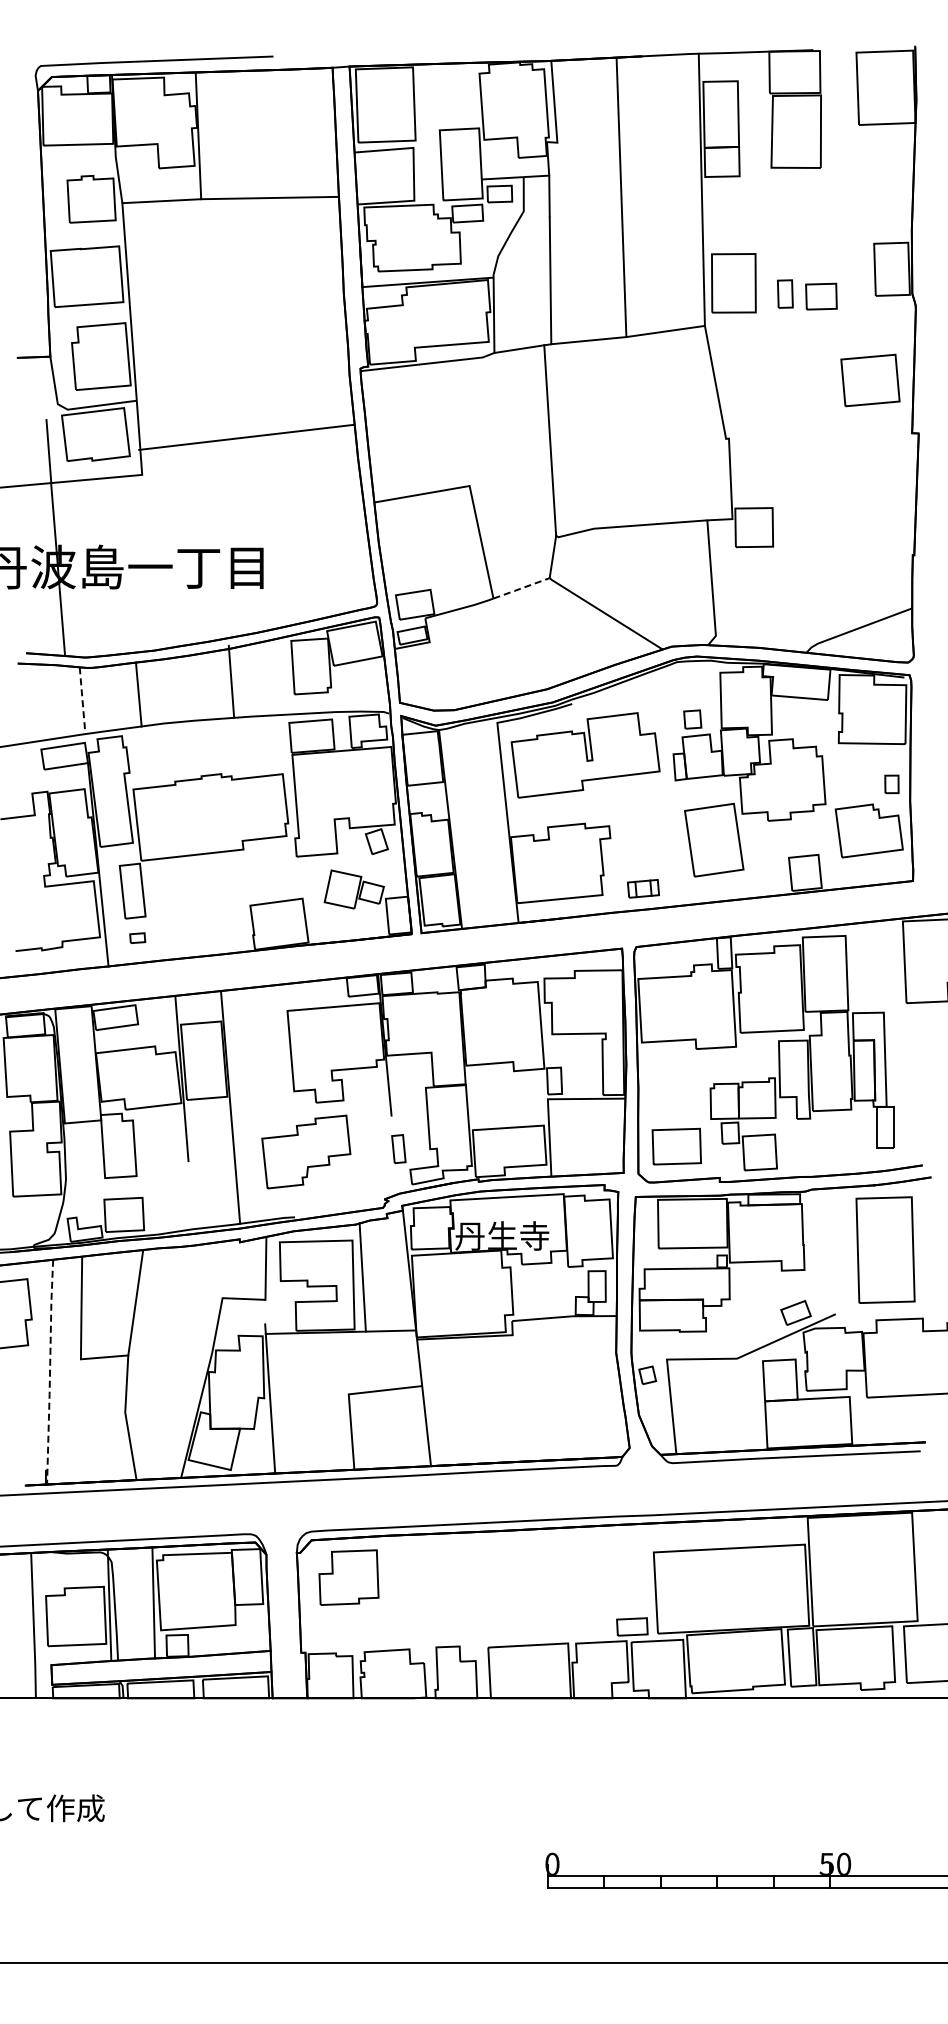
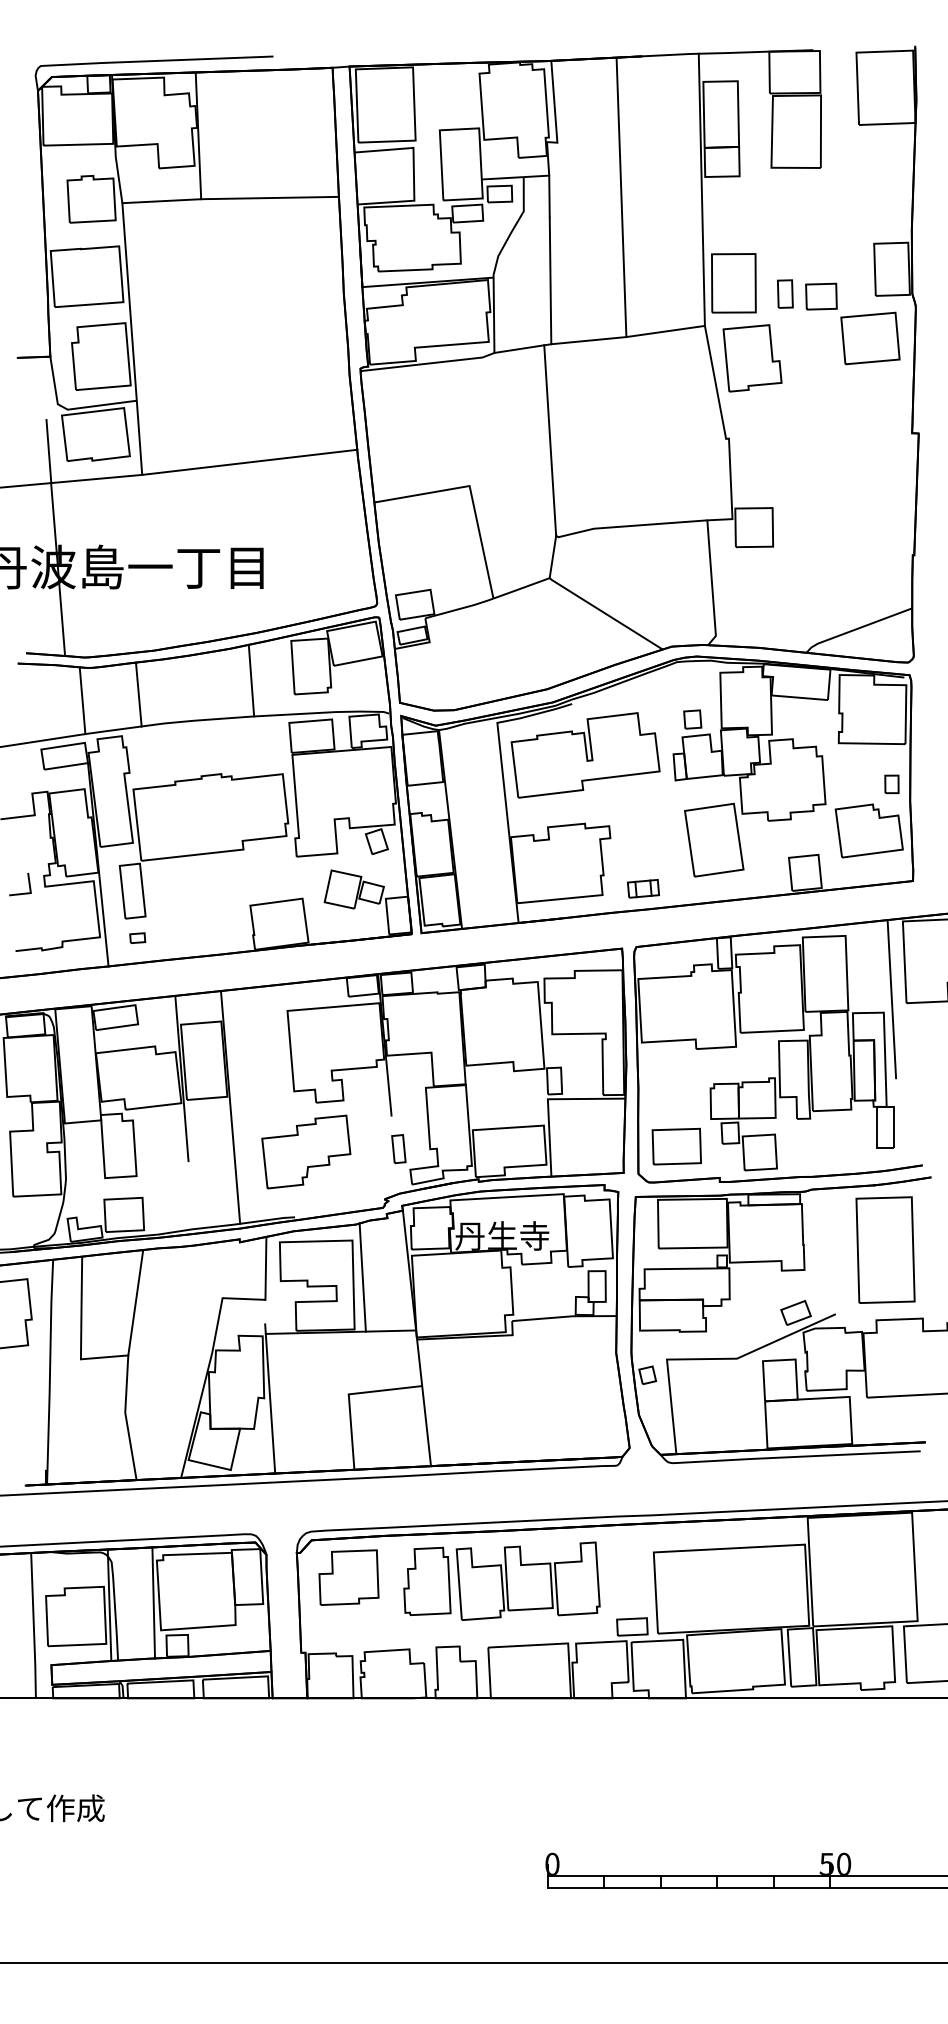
part: none -> present (752, 358)
part position: (870, 380) -> (870, 338) (870, 338)
line position: (246, 436) -> (249, 461) (249, 461)
line: dashed -> solid (521, 588)
line position: (231, 681) -> (251, 680) (251, 680)
line: dashed -> solid (82, 700)
line: none -> present (28, 884)
line: none -> present (891, 999)
line: dashed -> solid (50, 1371)
part: none -> present (501, 1580)
